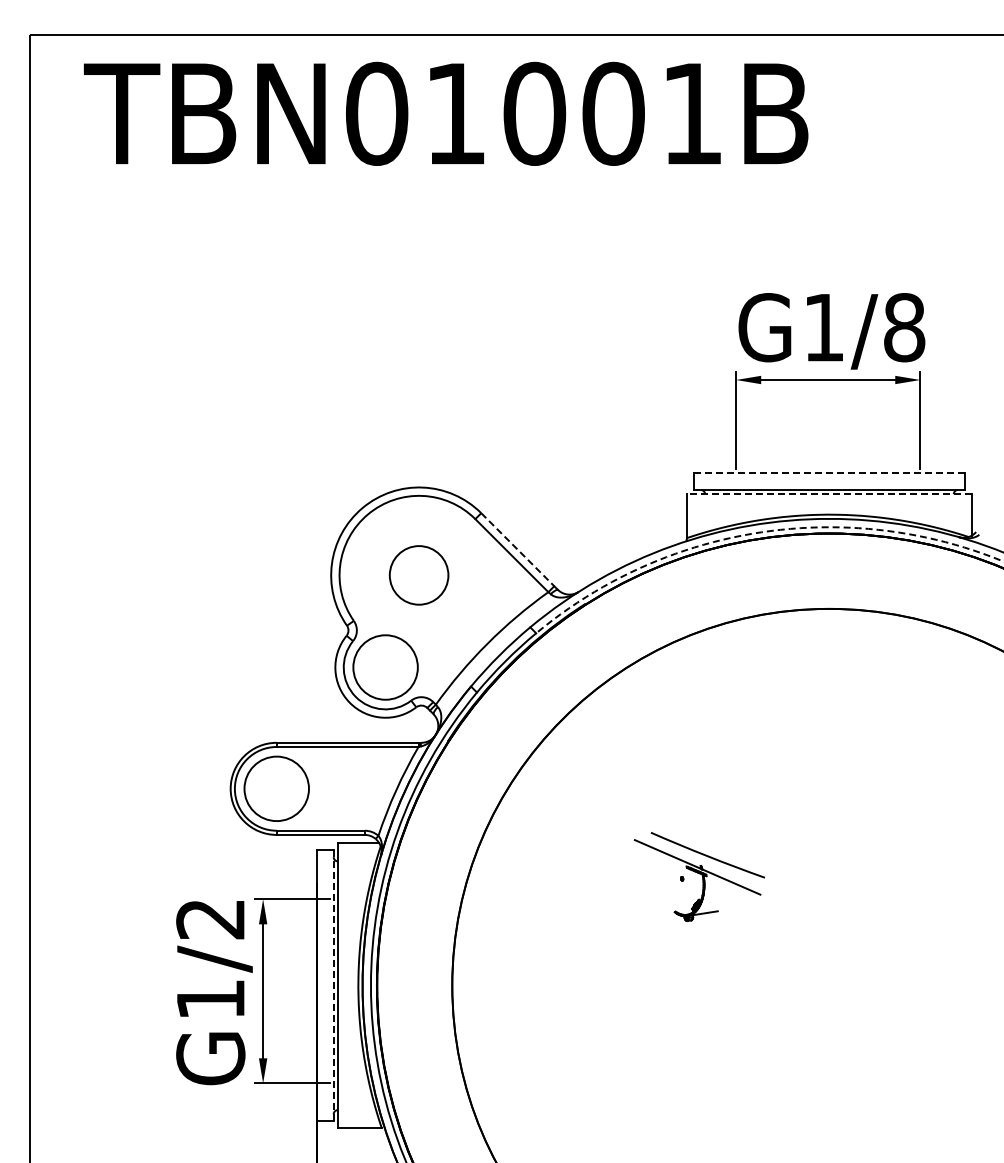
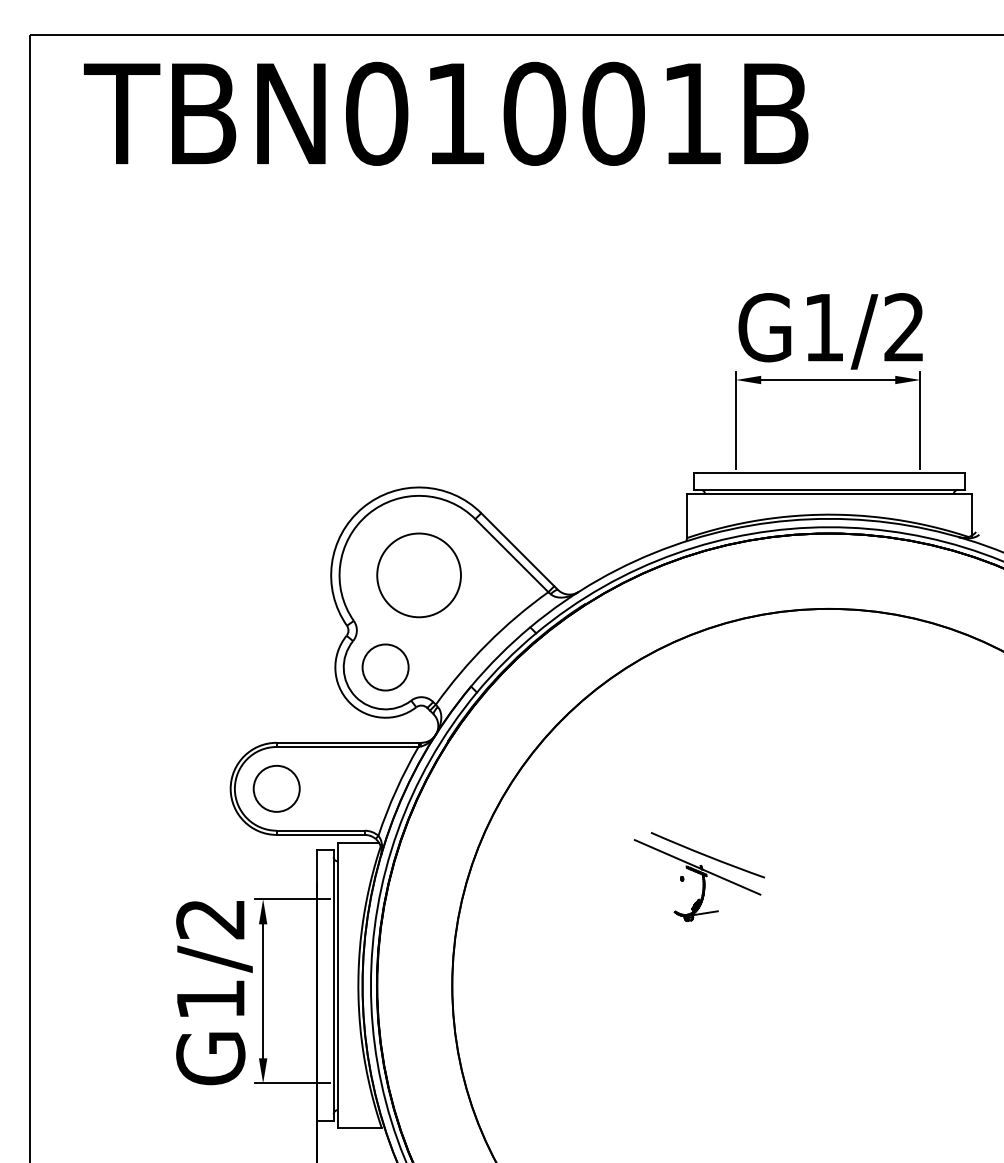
text: G1/8 -> G1/2 (904, 327)
line: dashed -> solid (830, 473)
line: dashed -> solid (828, 494)
arc: dashed -> solid (760, 532)
line: dashed -> solid (517, 549)
circle diameter: 59 px -> 84 px (418, 575)
circle diameter: 64 px -> 46 px (385, 667)
circle diameter: 64 px -> 46 px (276, 788)
line: dashed -> solid (333, 985)
